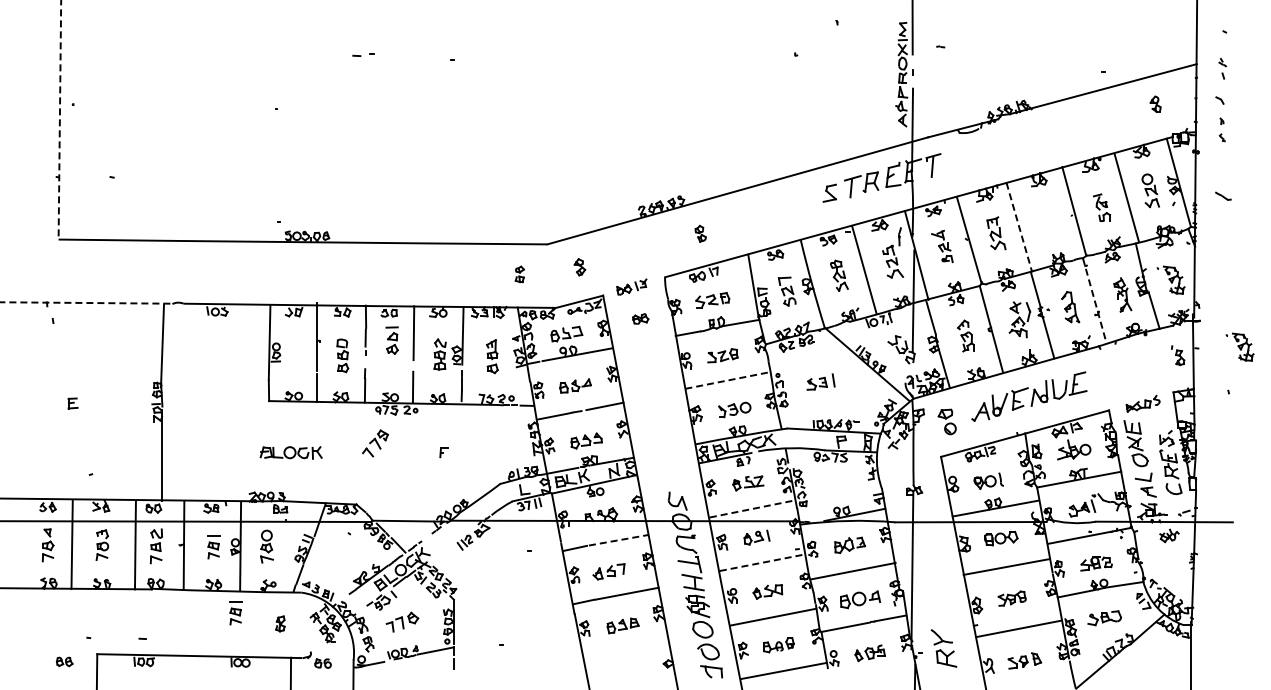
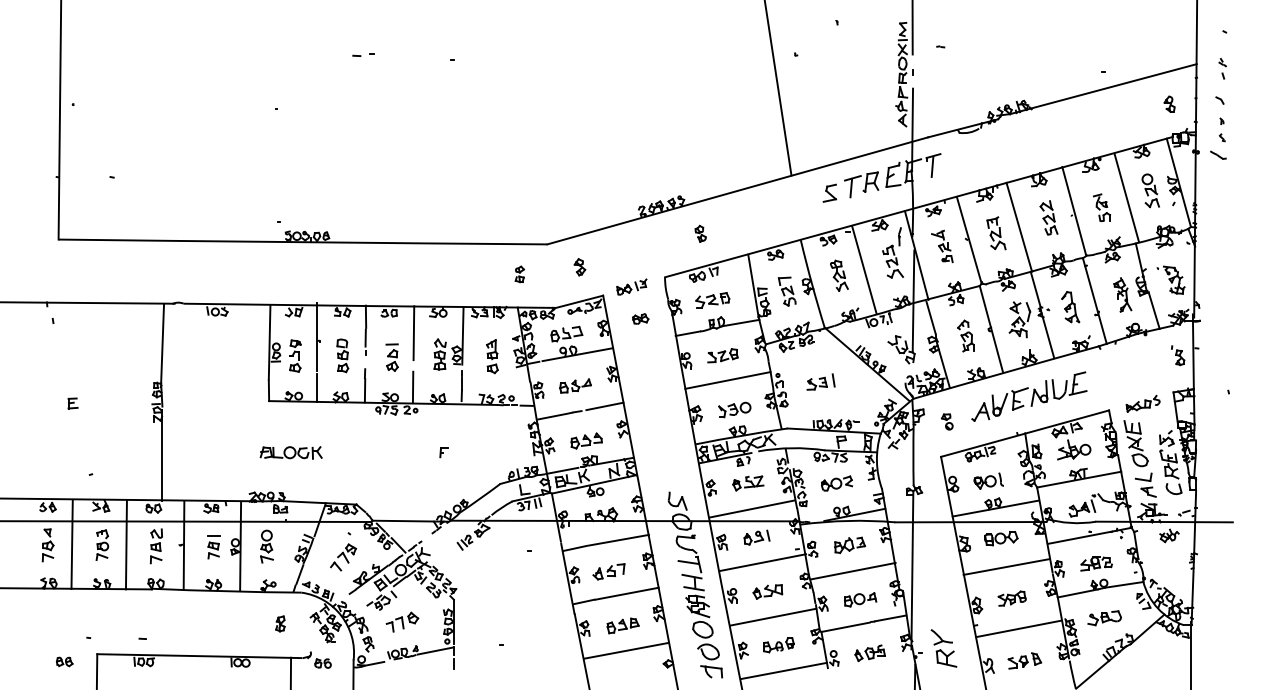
line: none -> present (778, 88)
part position: (1155, 103) -> (1169, 103) (1169, 103)
line: dashed -> solid (59, 120)
part position: (1223, 195) -> (1218, 154) (1218, 154)
part: none -> present (1048, 217)
line: dashed -> solid (1019, 227)
line: dashed -> solid (1094, 301)
line: dashed -> solid (87, 303)
part position: (391, 340) -> (391, 357) (391, 357)
part: present -> none (1239, 346)
part: none -> present (295, 355)
line: dashed -> solid (728, 380)
part size: 20x28 px -> 13x18 px (947, 421)
part position: (375, 443) -> (343, 557) (343, 557)
part: none -> present (836, 483)
line: dashed -> solid (752, 508)
line: dashed -> solid (619, 540)
line position: (134, 545) -> (125, 545) (125, 545)
line: dashed -> solid (762, 562)
part size: 42x20 px -> 34x16 px (860, 599)
part: present -> none (235, 613)
line: none -> present (626, 650)
